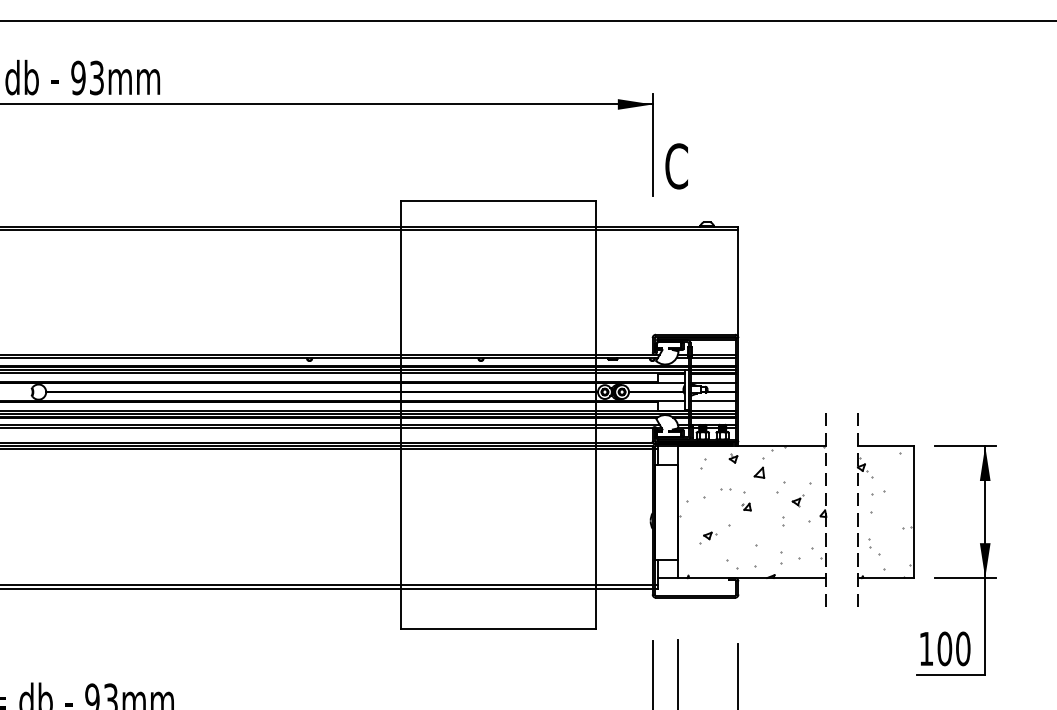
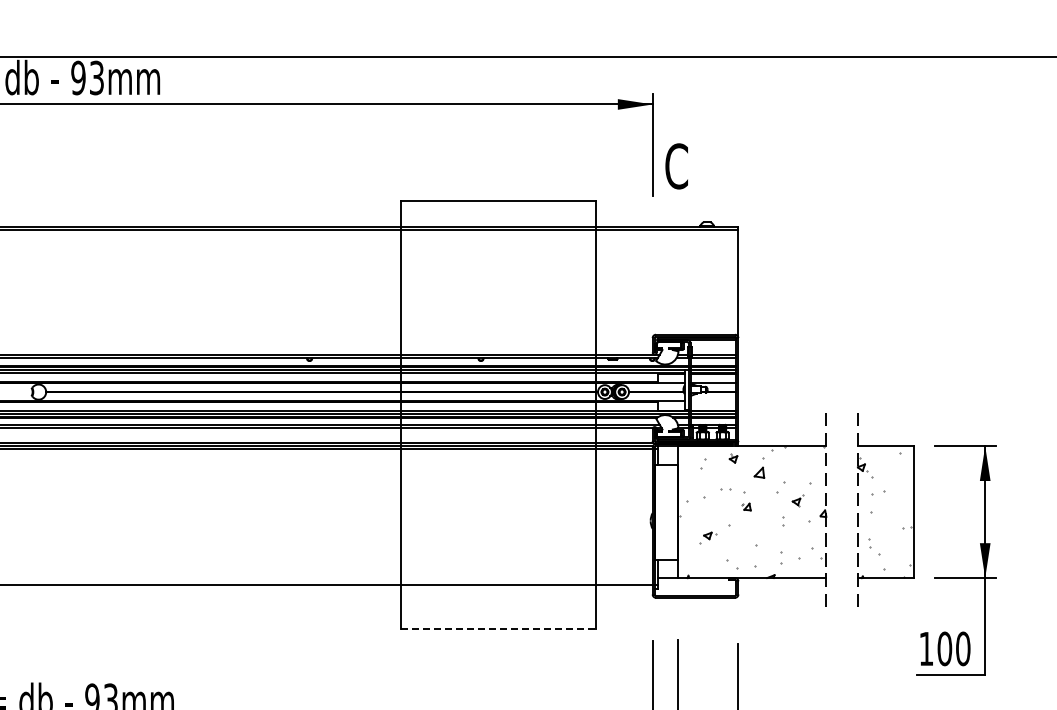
line position: (527, 21) -> (527, 57) (527, 57)
line: present -> none (713, 400)
line: present -> none (327, 588)
line: solid -> dashed (499, 628)
